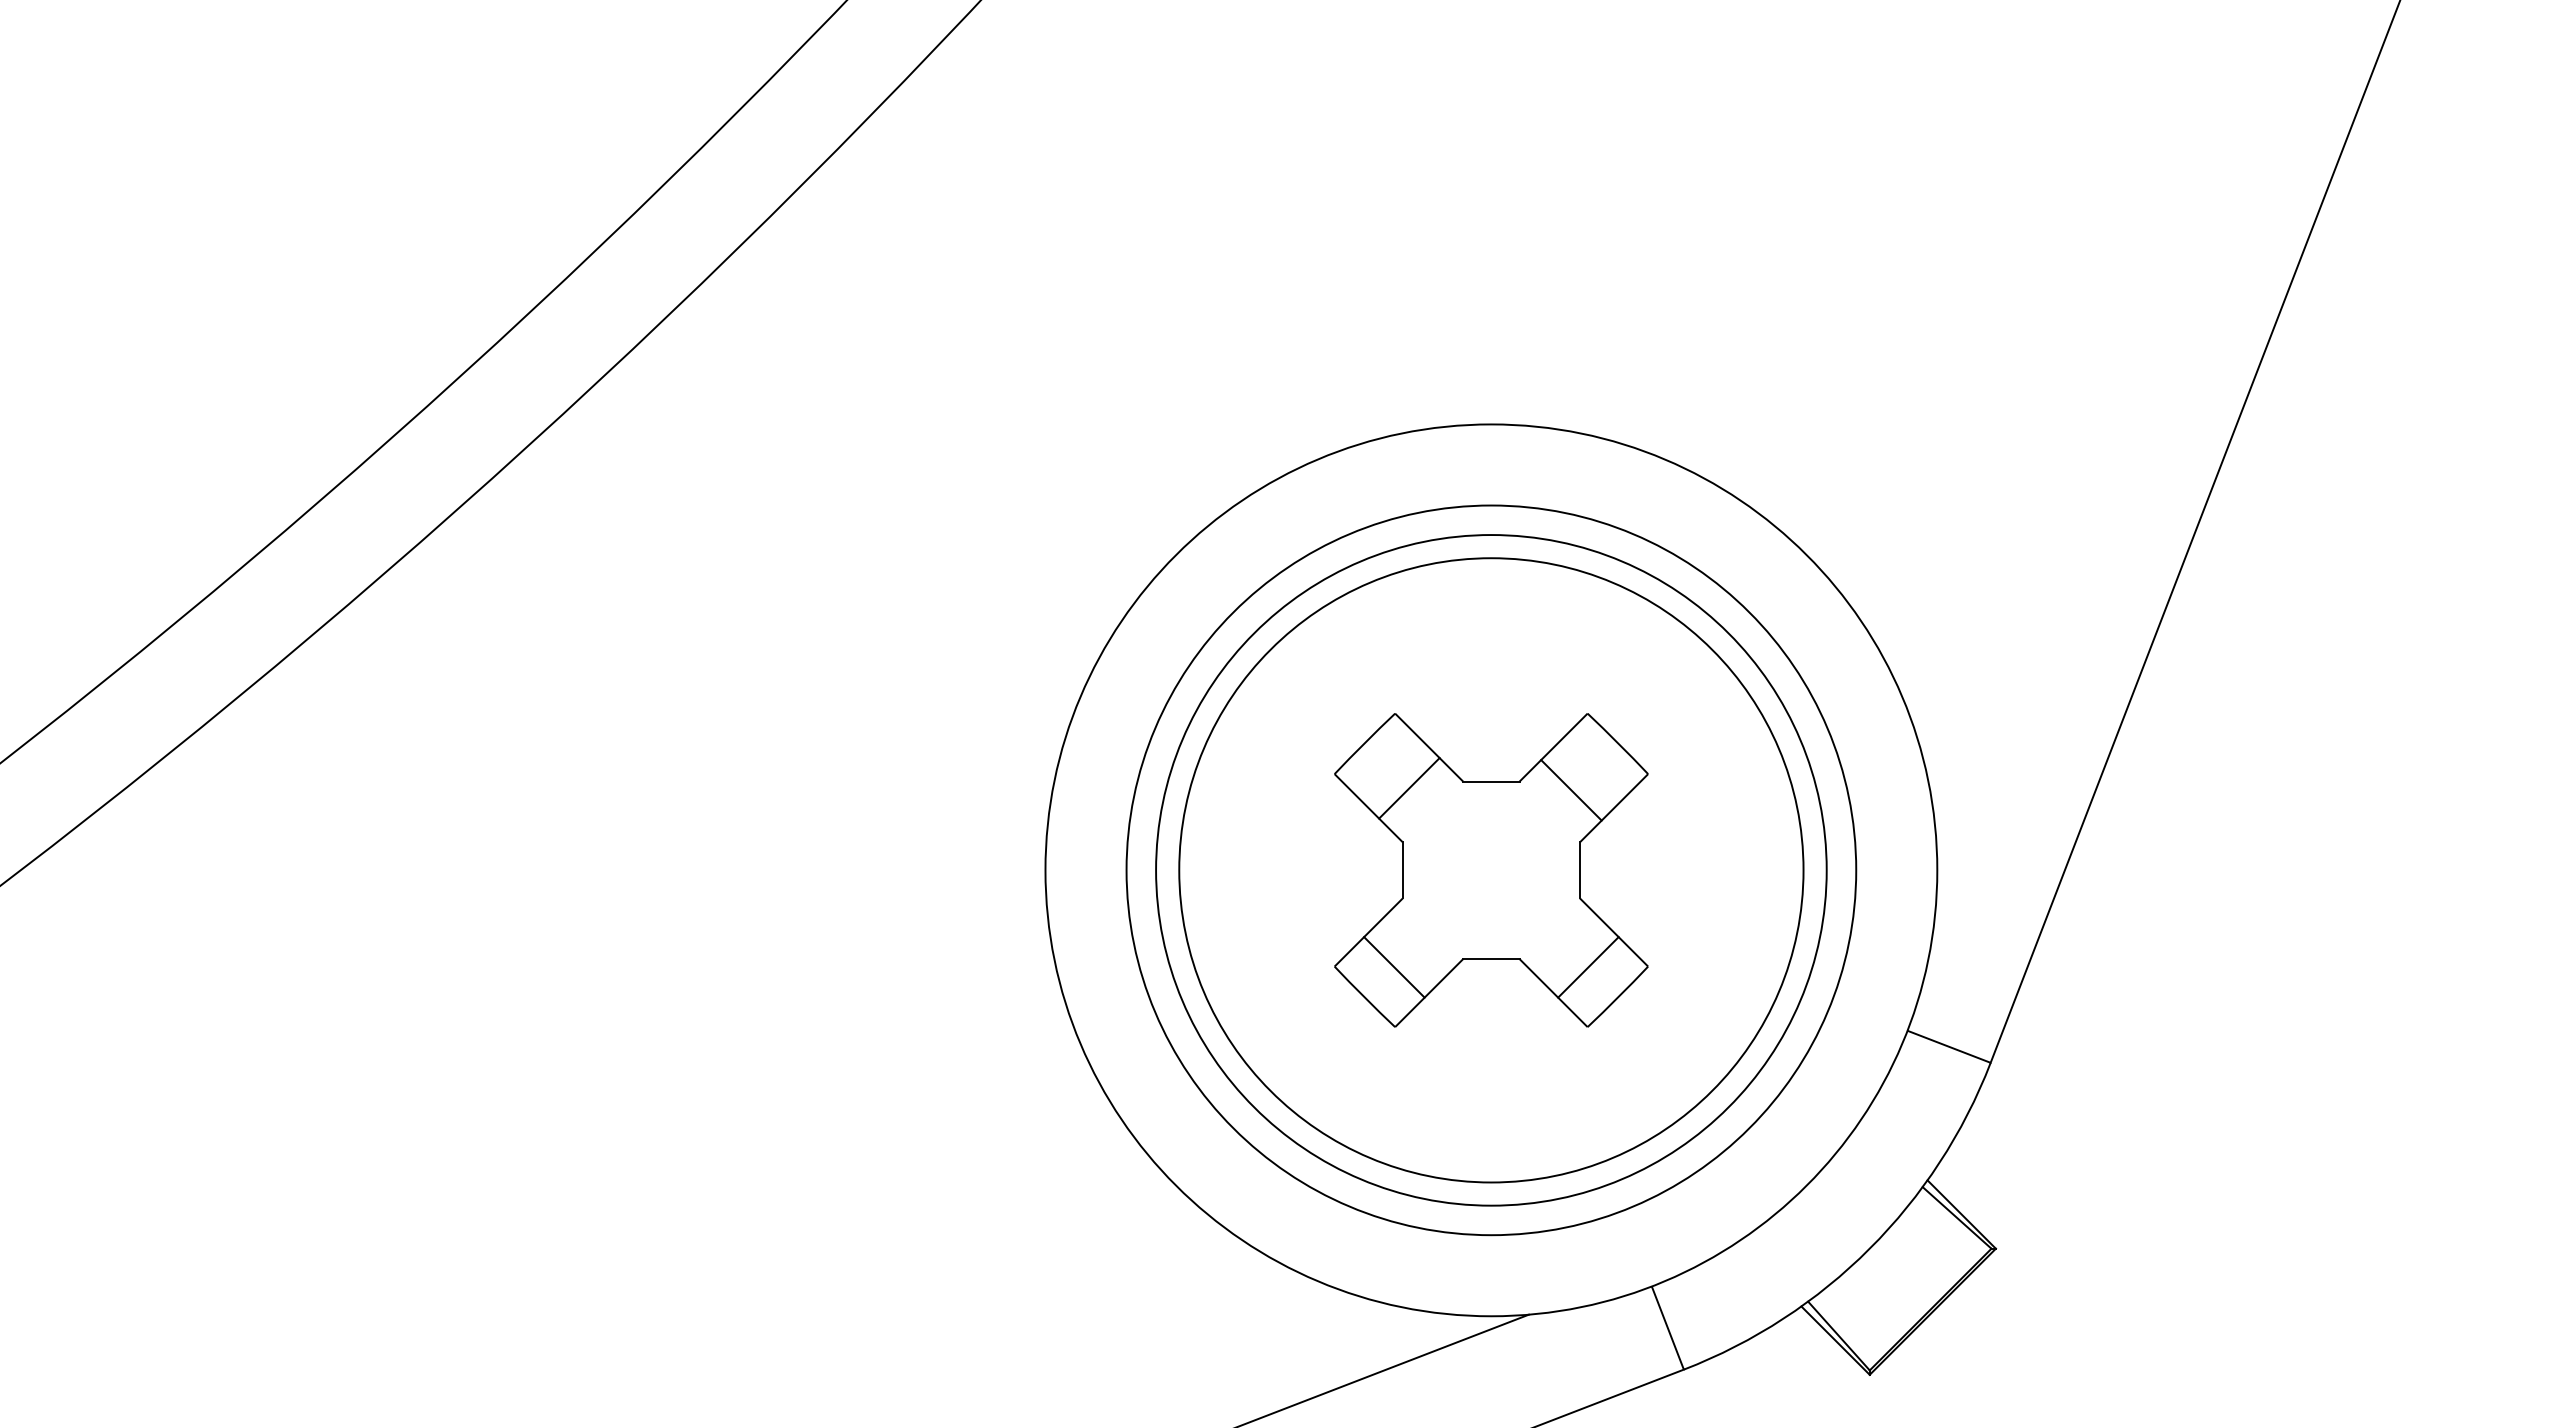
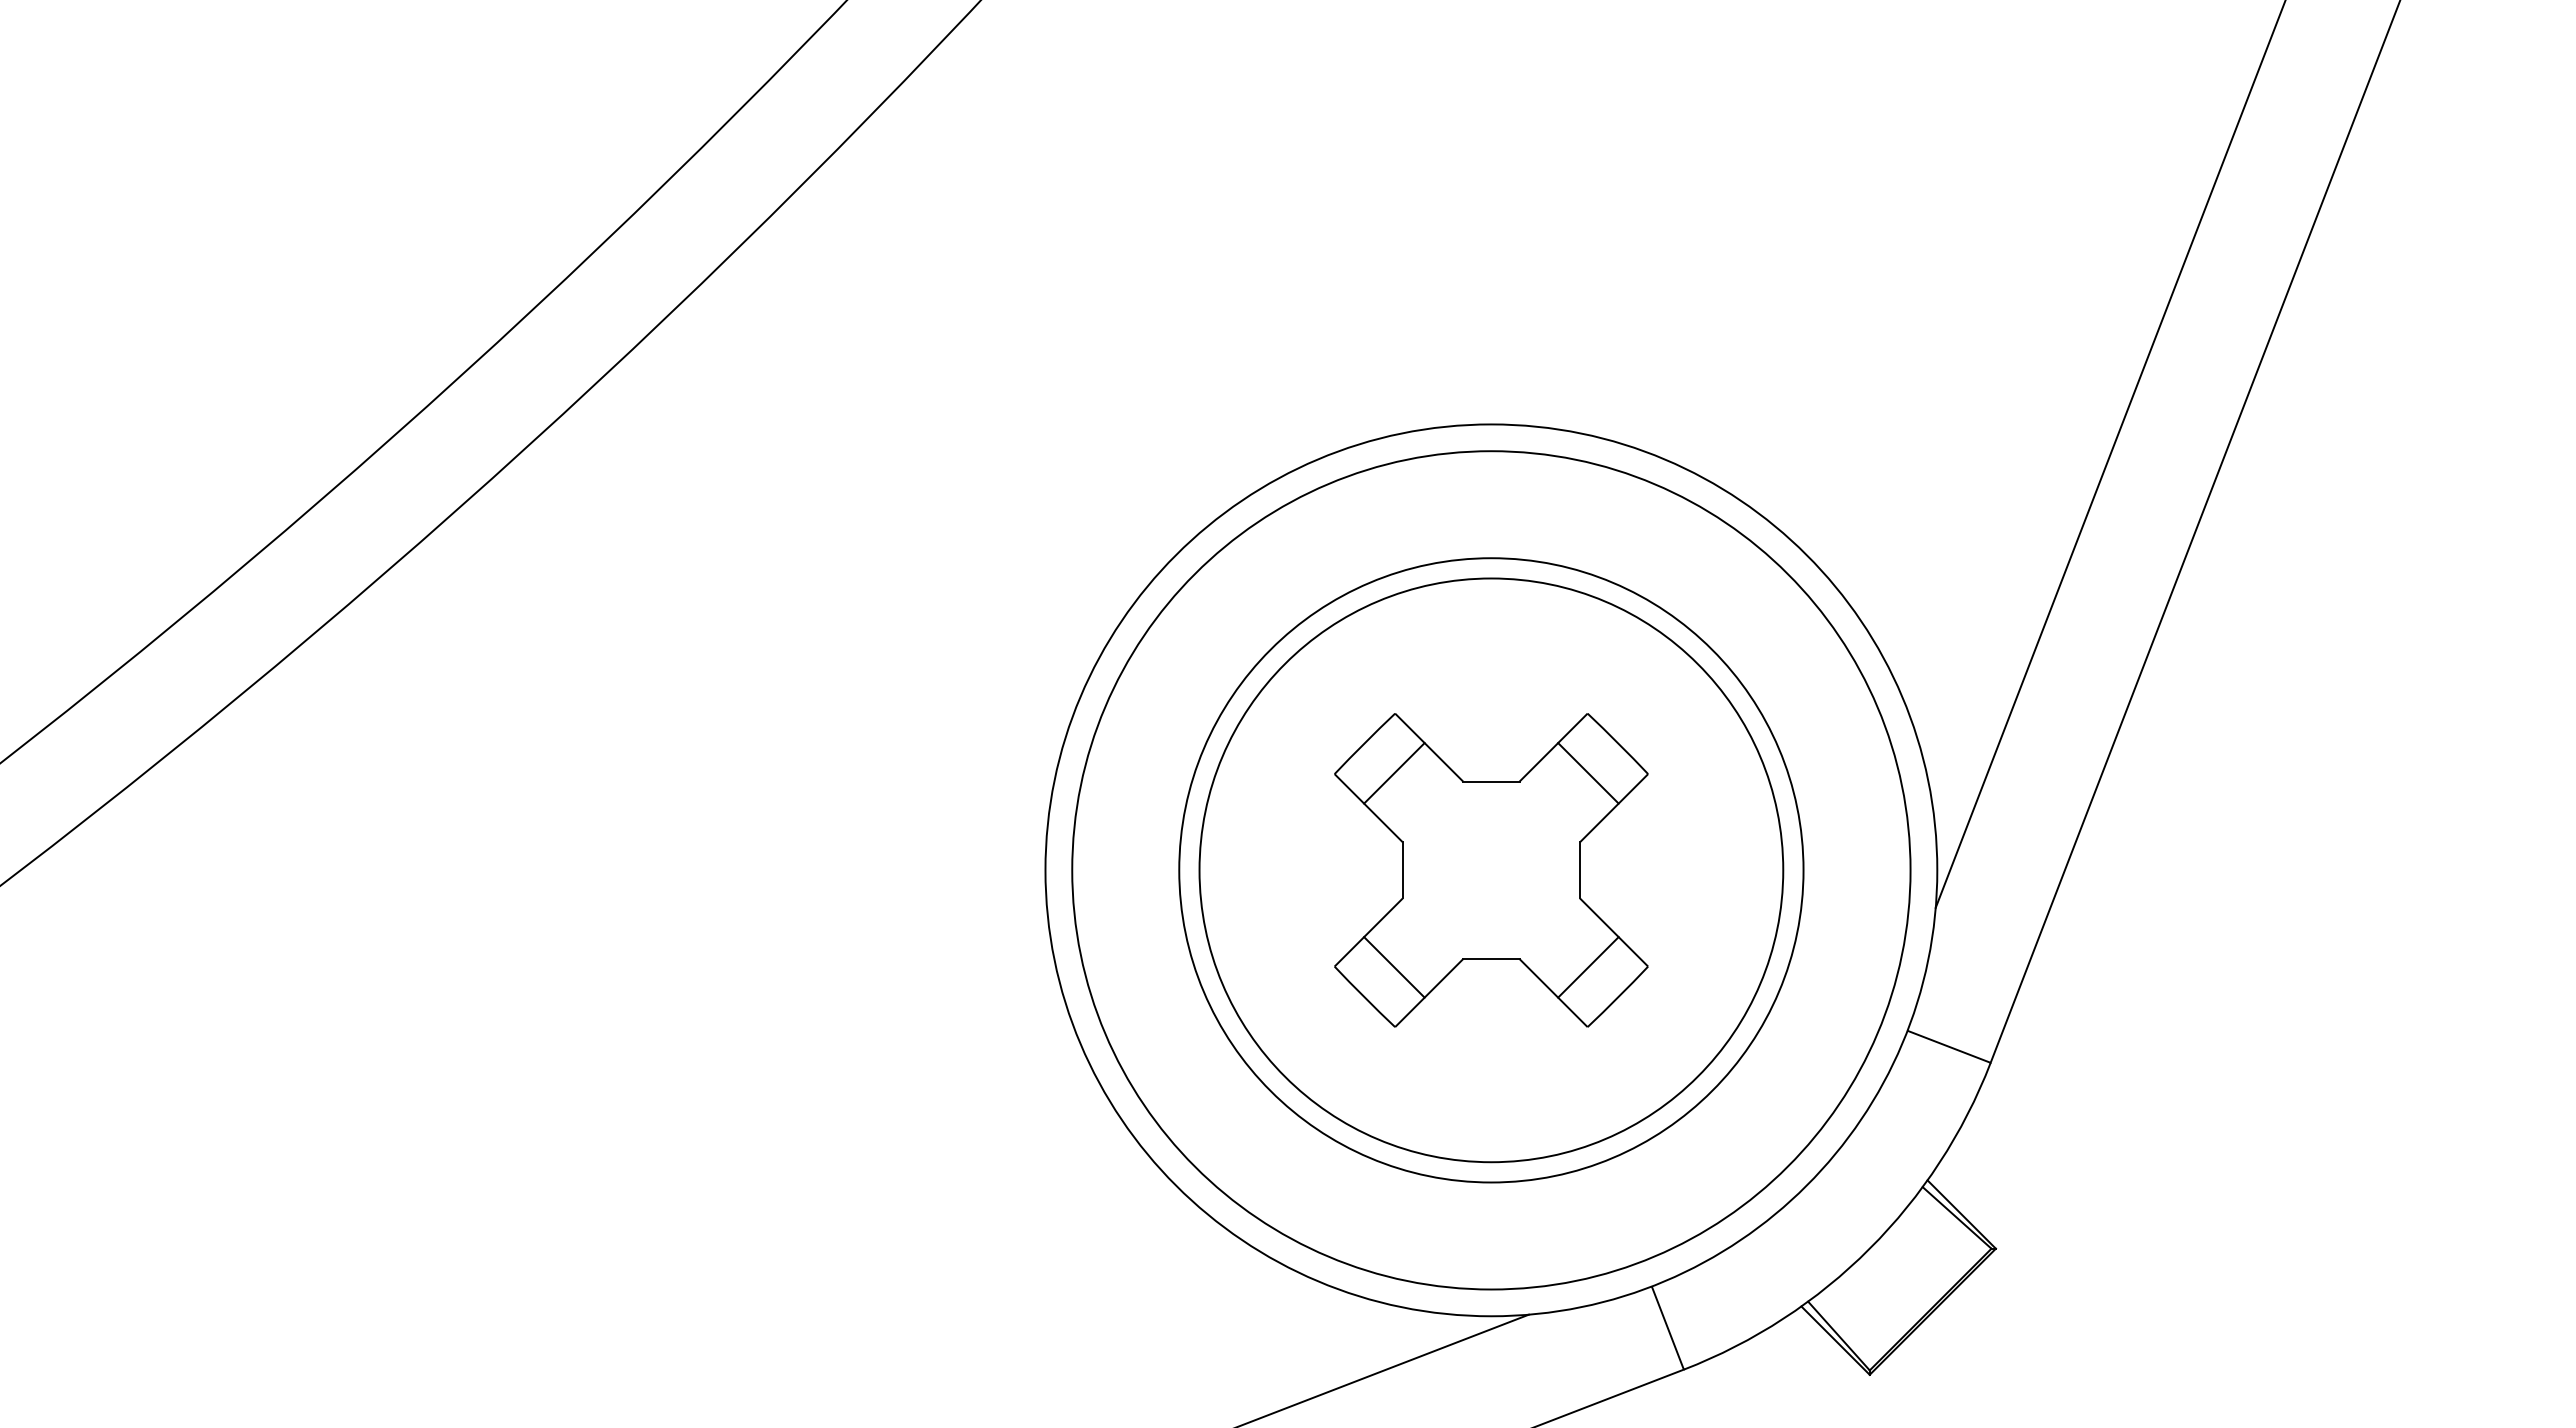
line: none -> present (2109, 454)
line position: (1409, 788) -> (1394, 773) (1394, 773)
line position: (1571, 790) -> (1588, 773) (1588, 773)
circle diameter: 671 px -> 838 px (1491, 870)
circle diameter: 730 px -> 584 px (1491, 870)
